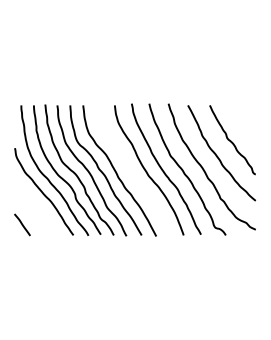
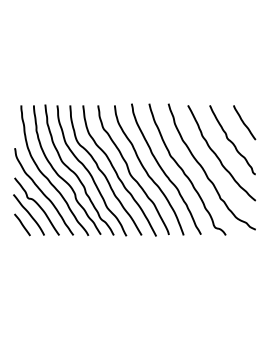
curve: none -> present (244, 122)
curve: none -> present (130, 171)
part: none -> present (36, 206)
